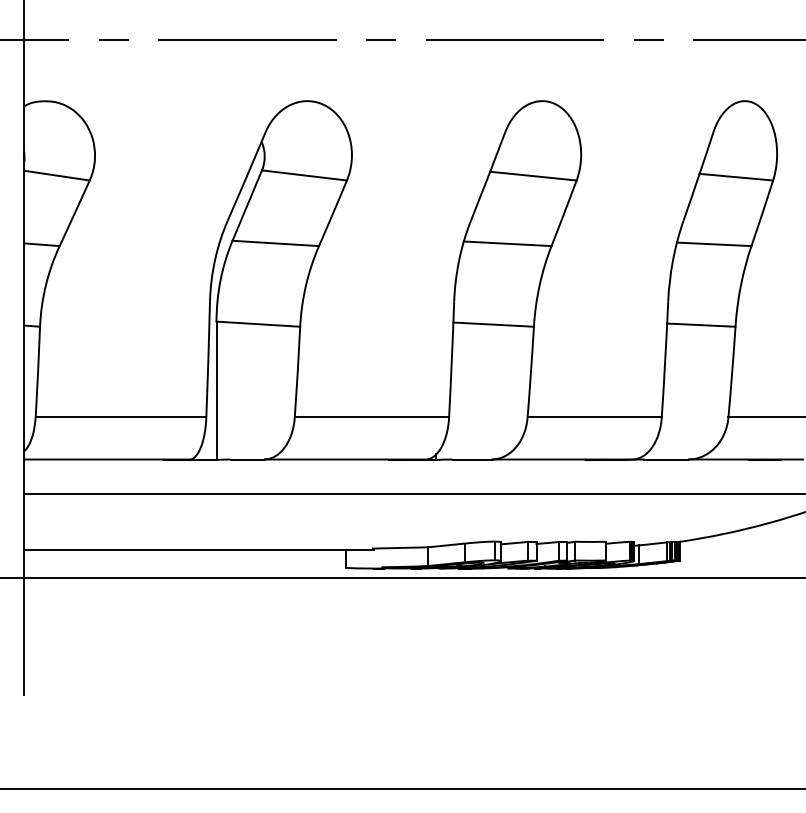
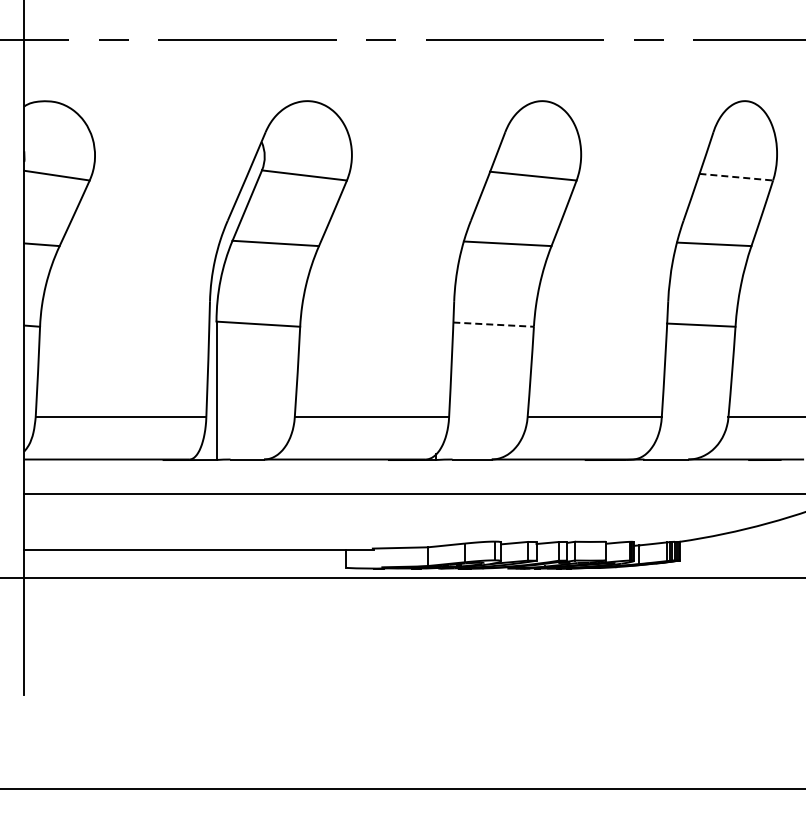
line: solid -> dashed (736, 177)
line: solid -> dashed (494, 324)
